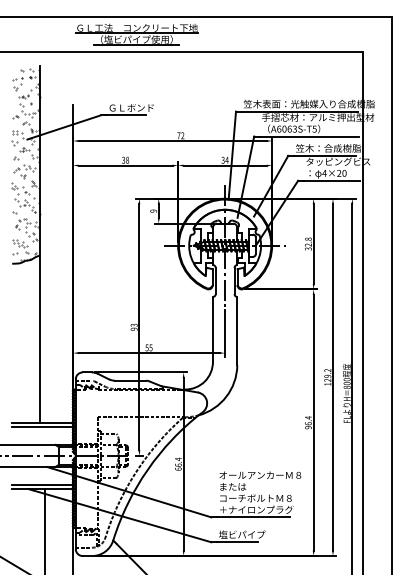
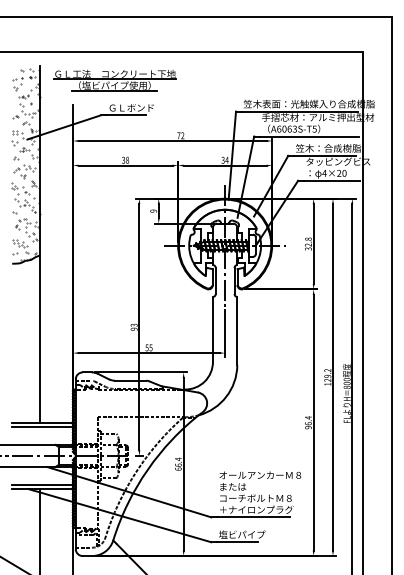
part position: (136, 34) -> (114, 80) (114, 80)
line position: (44, 530) -> (39, 530) (39, 530)
